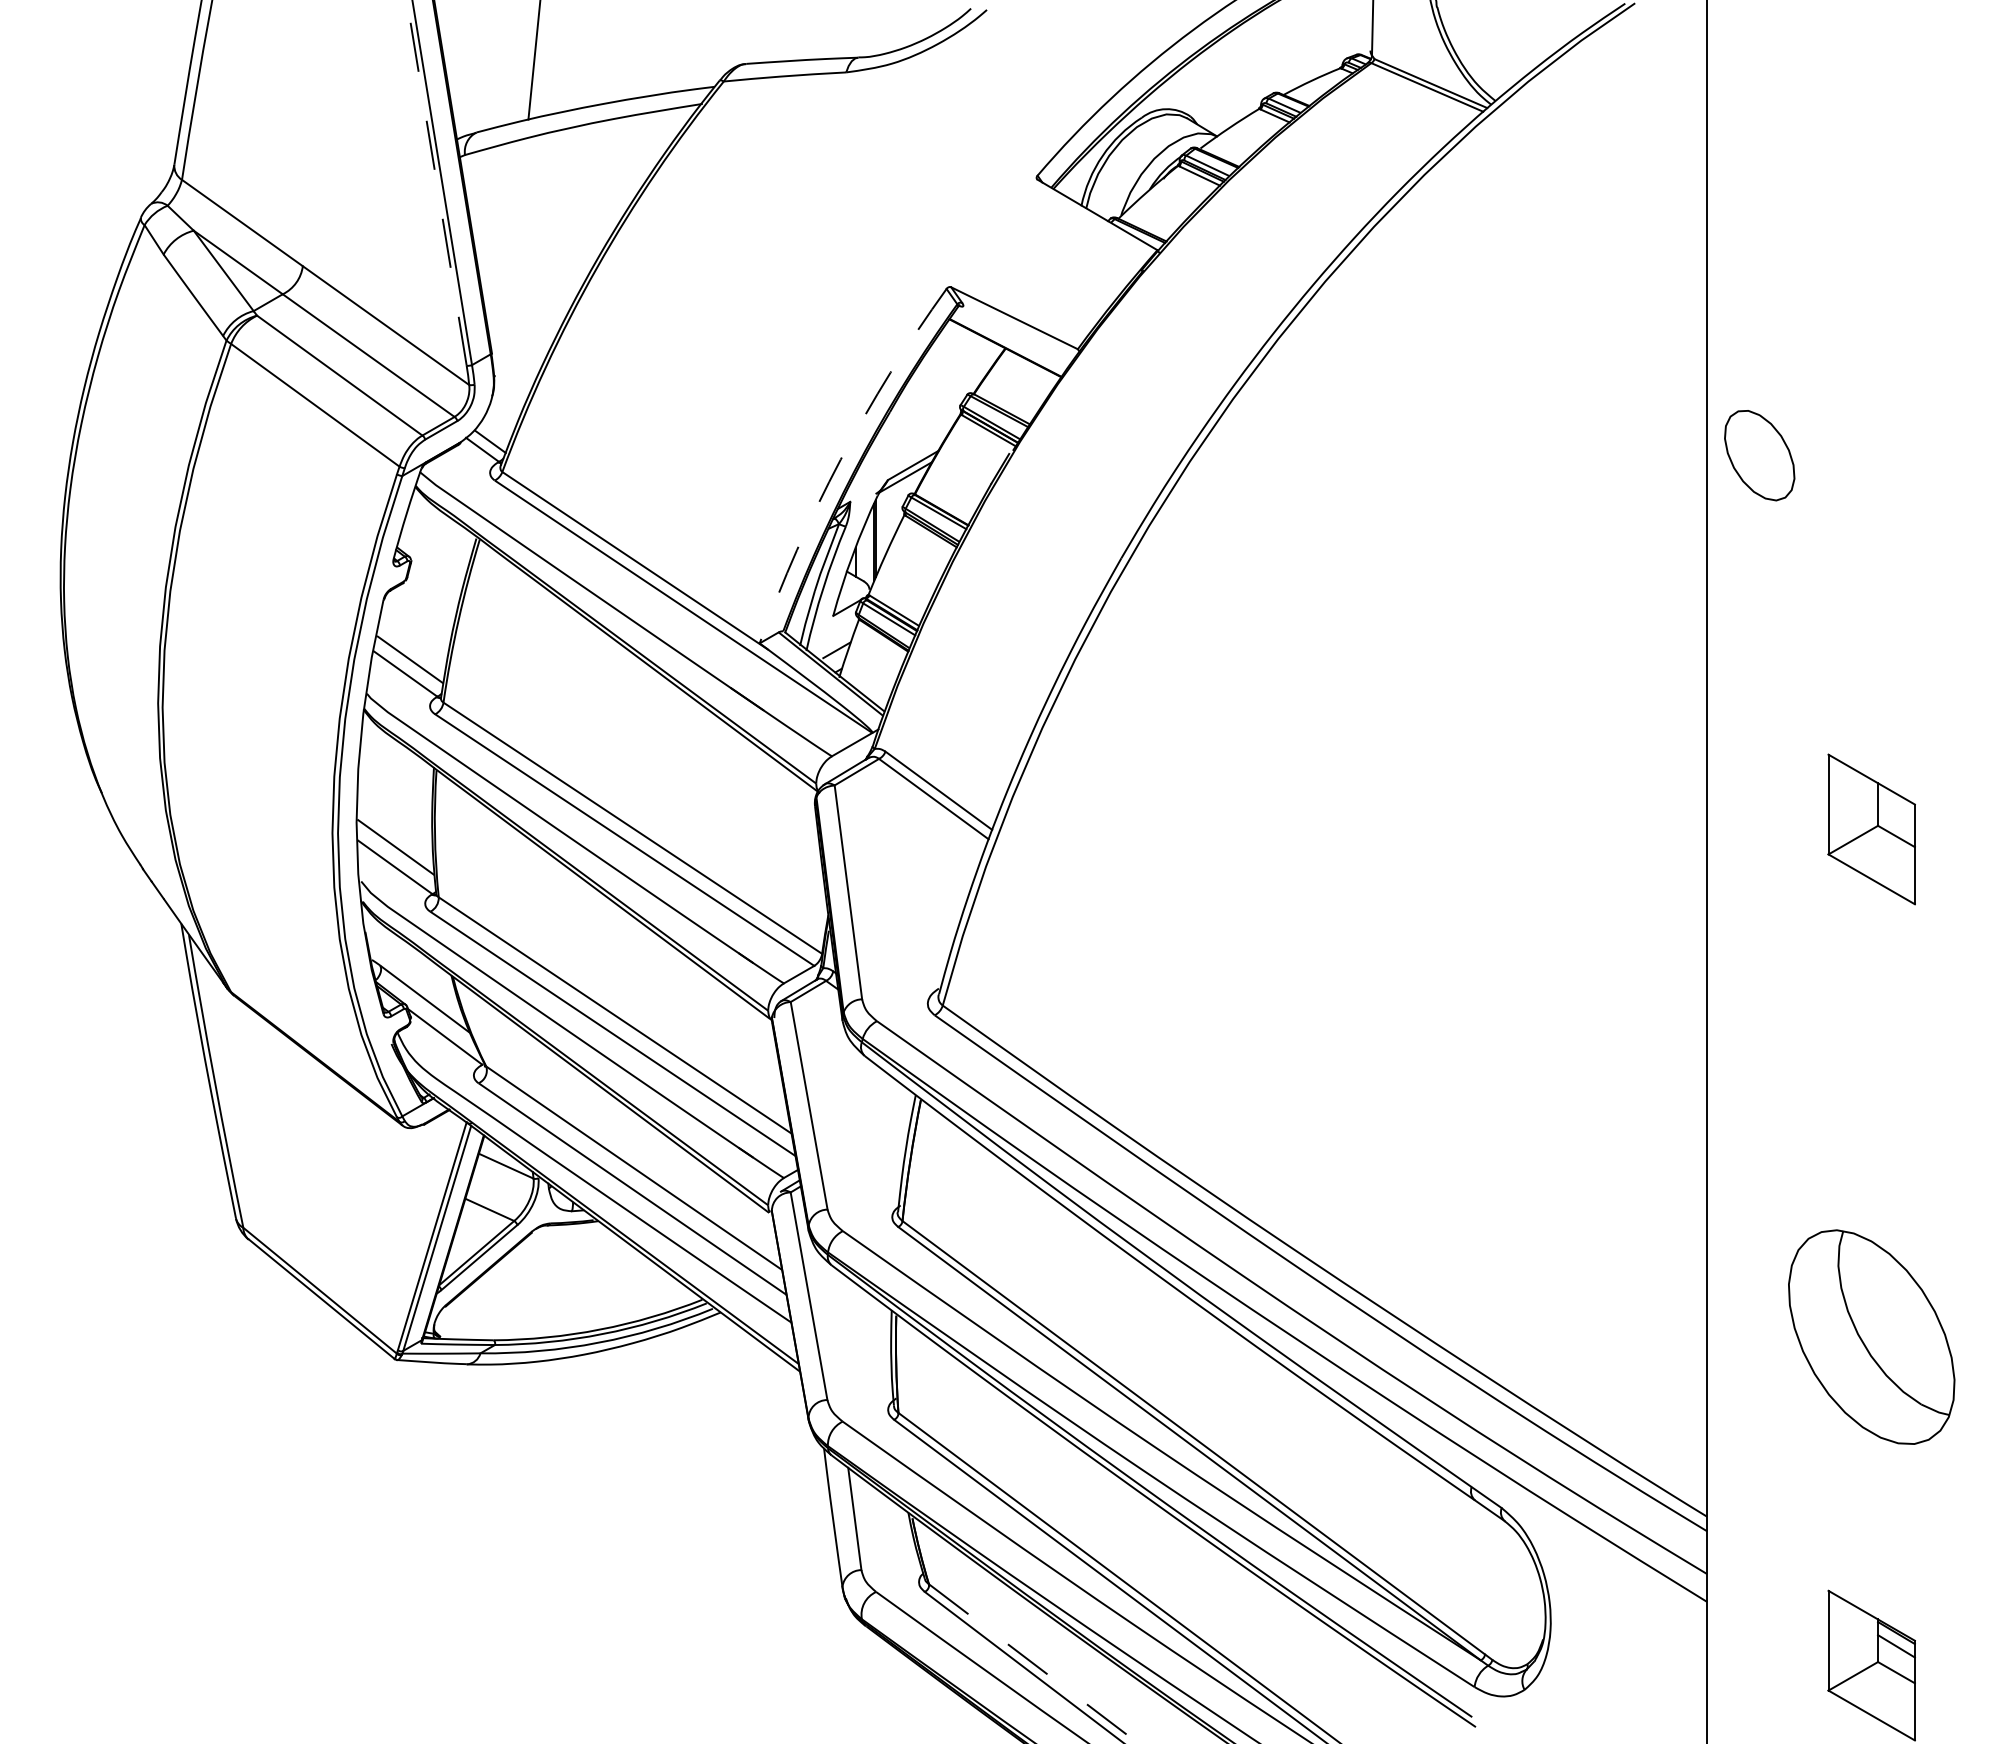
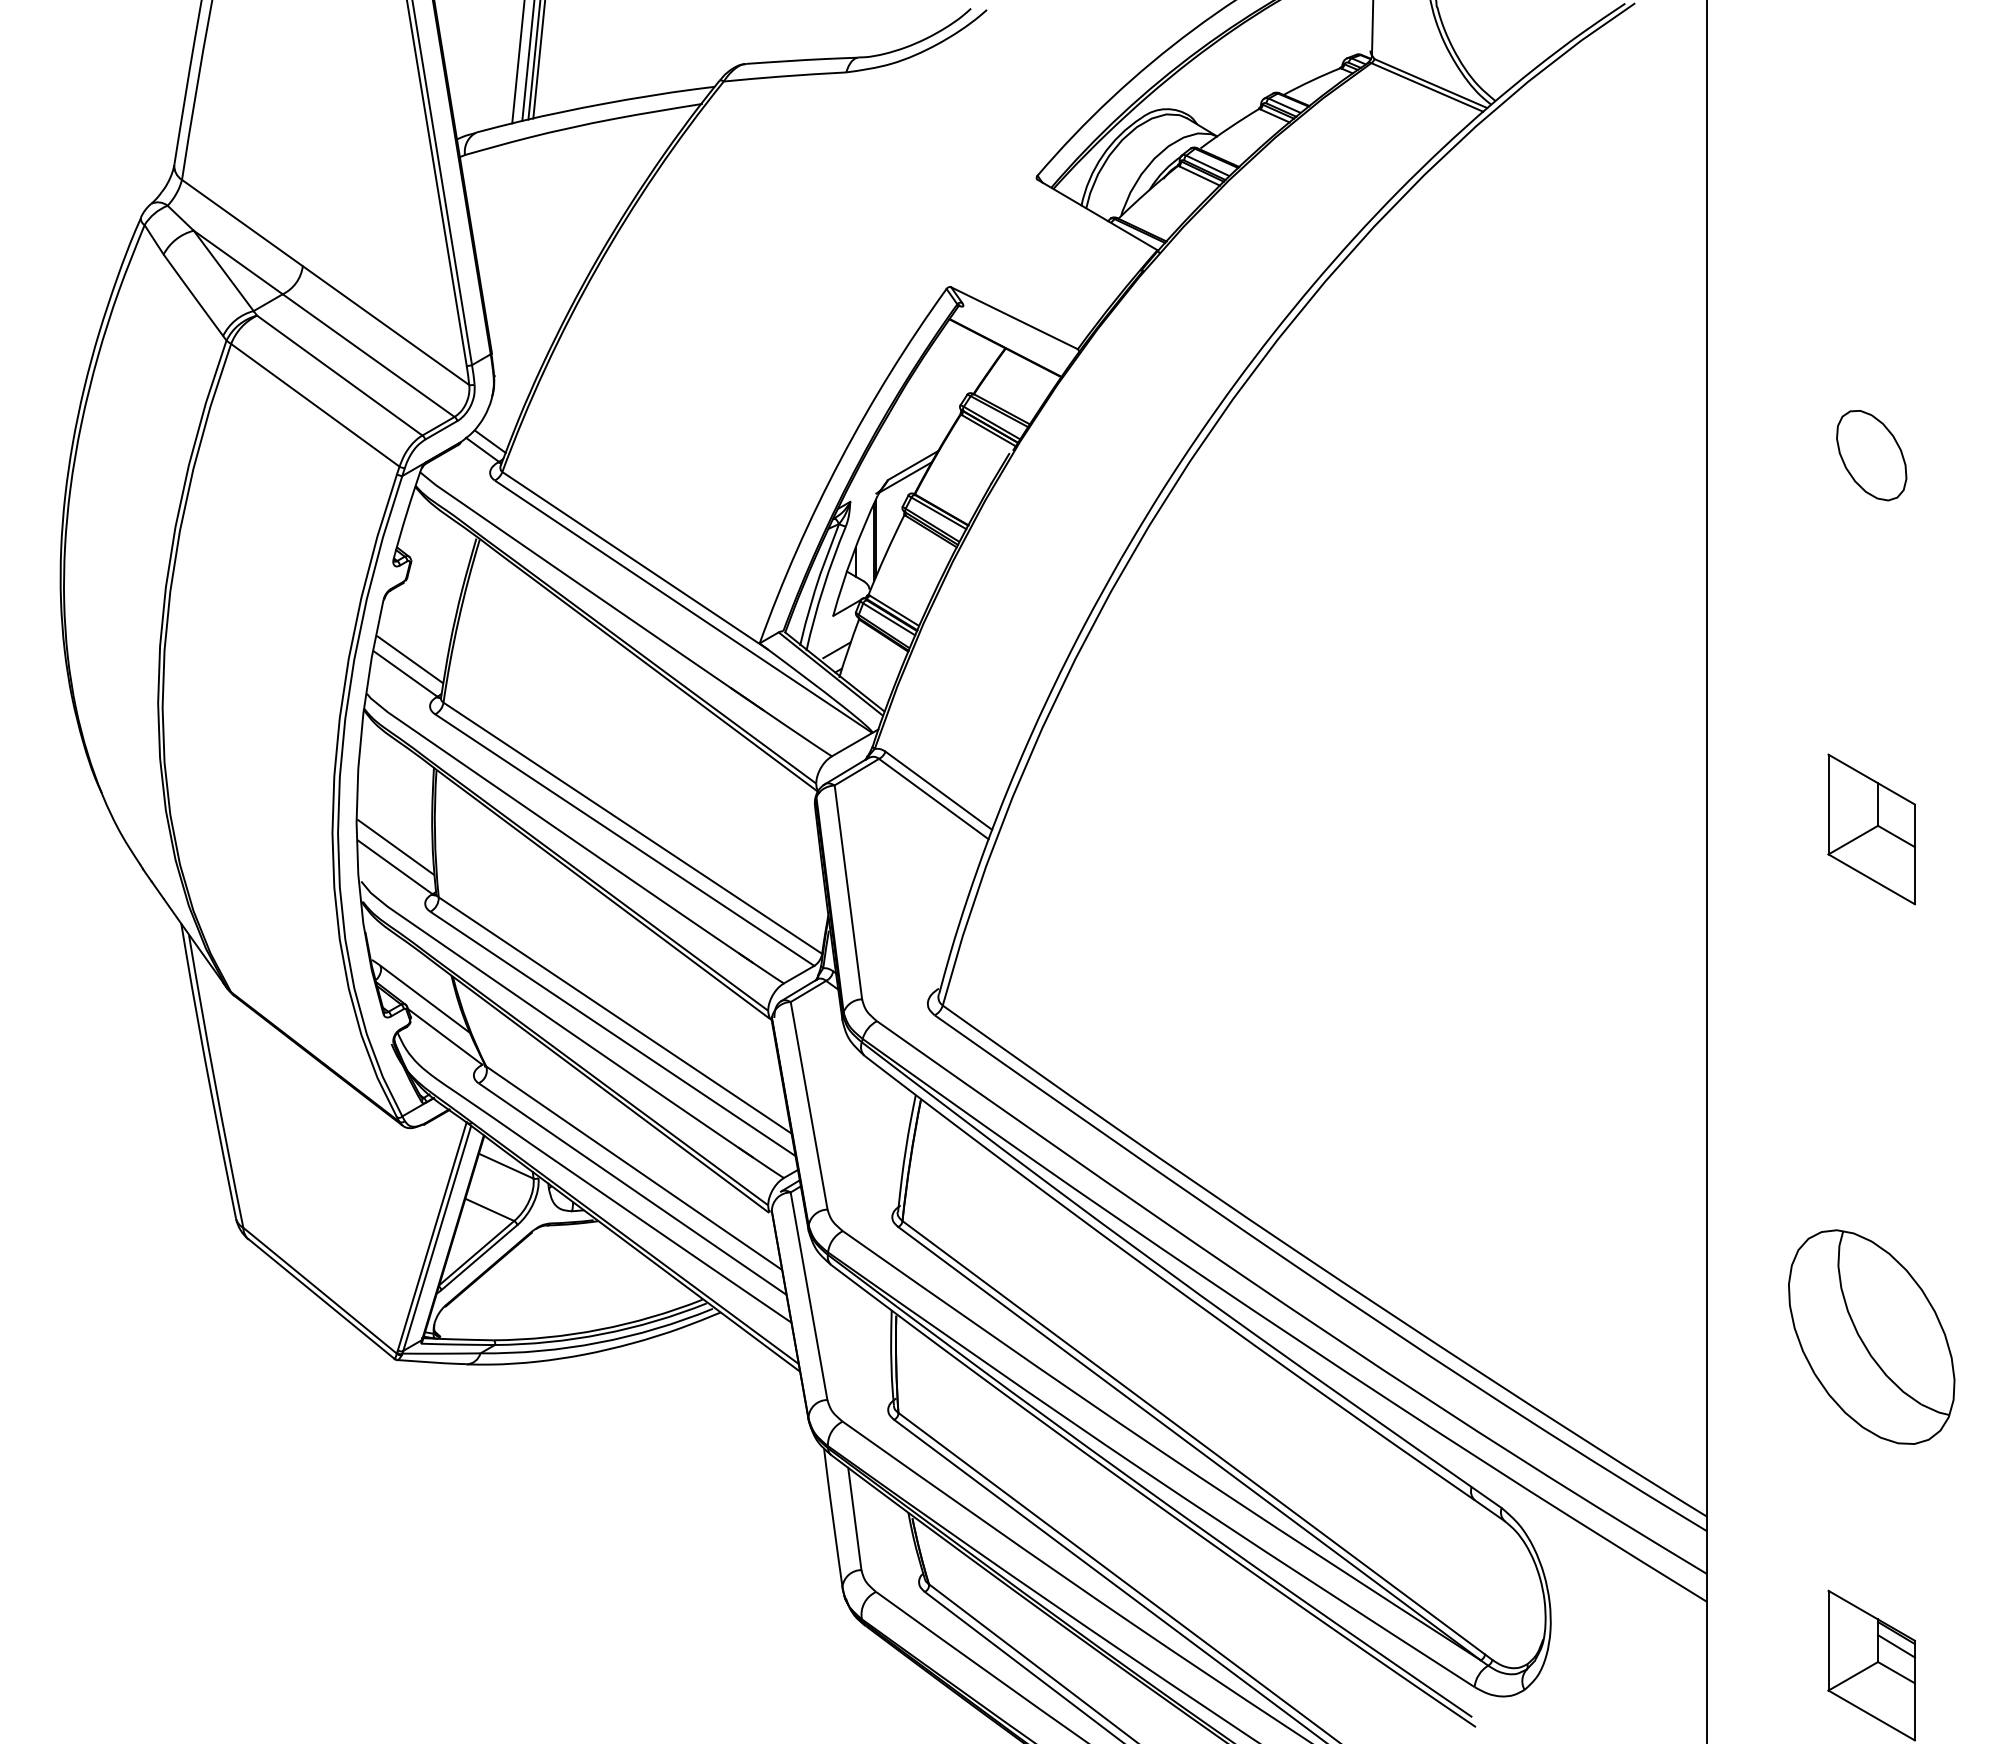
line: none -> present (538, 60)
line: none -> present (528, 61)
line: none -> present (518, 62)
line: dashed -> solid (436, 183)
part position: (1759, 455) -> (1871, 455) (1871, 455)
arc: dashed -> solid (840, 459)
line: dashed -> solid (1033, 1664)
